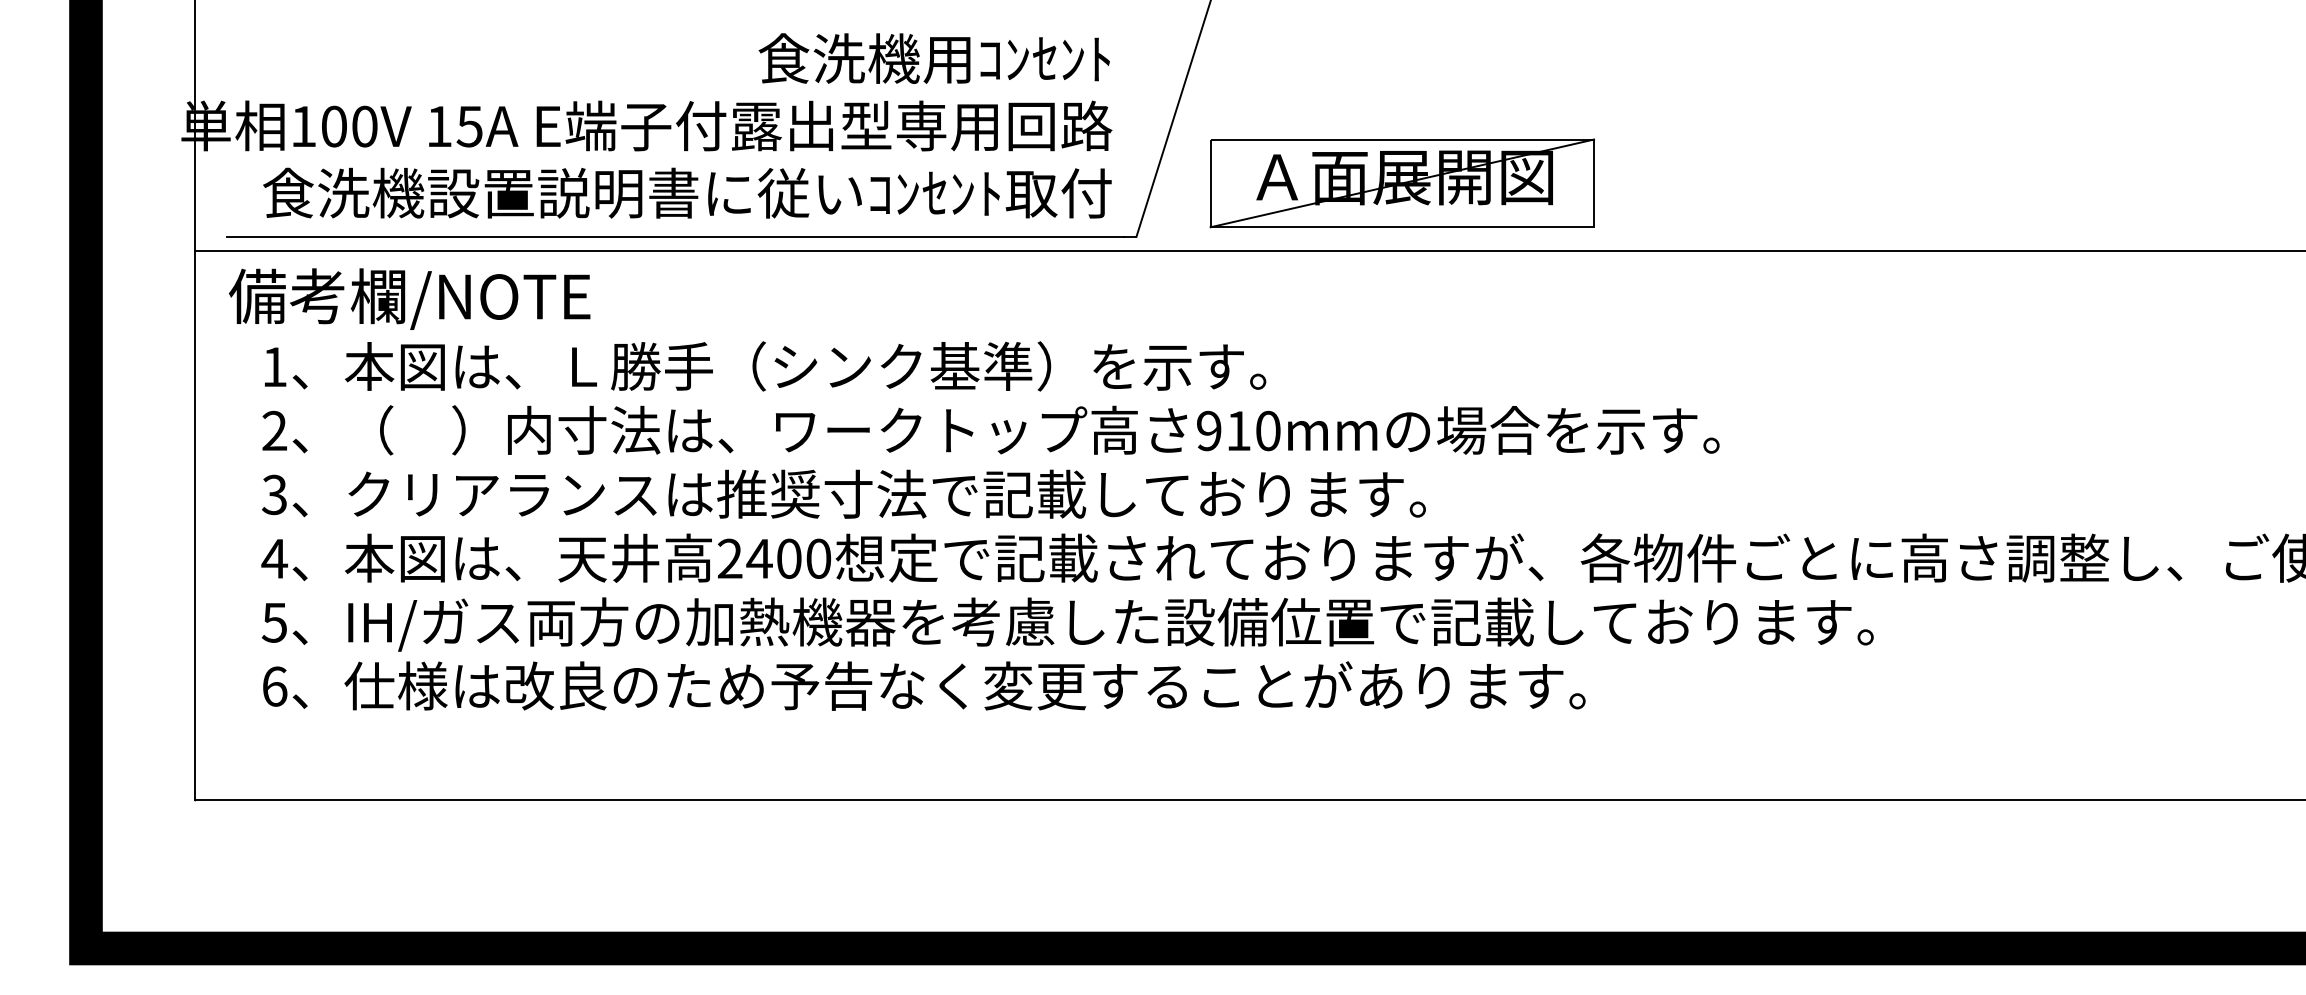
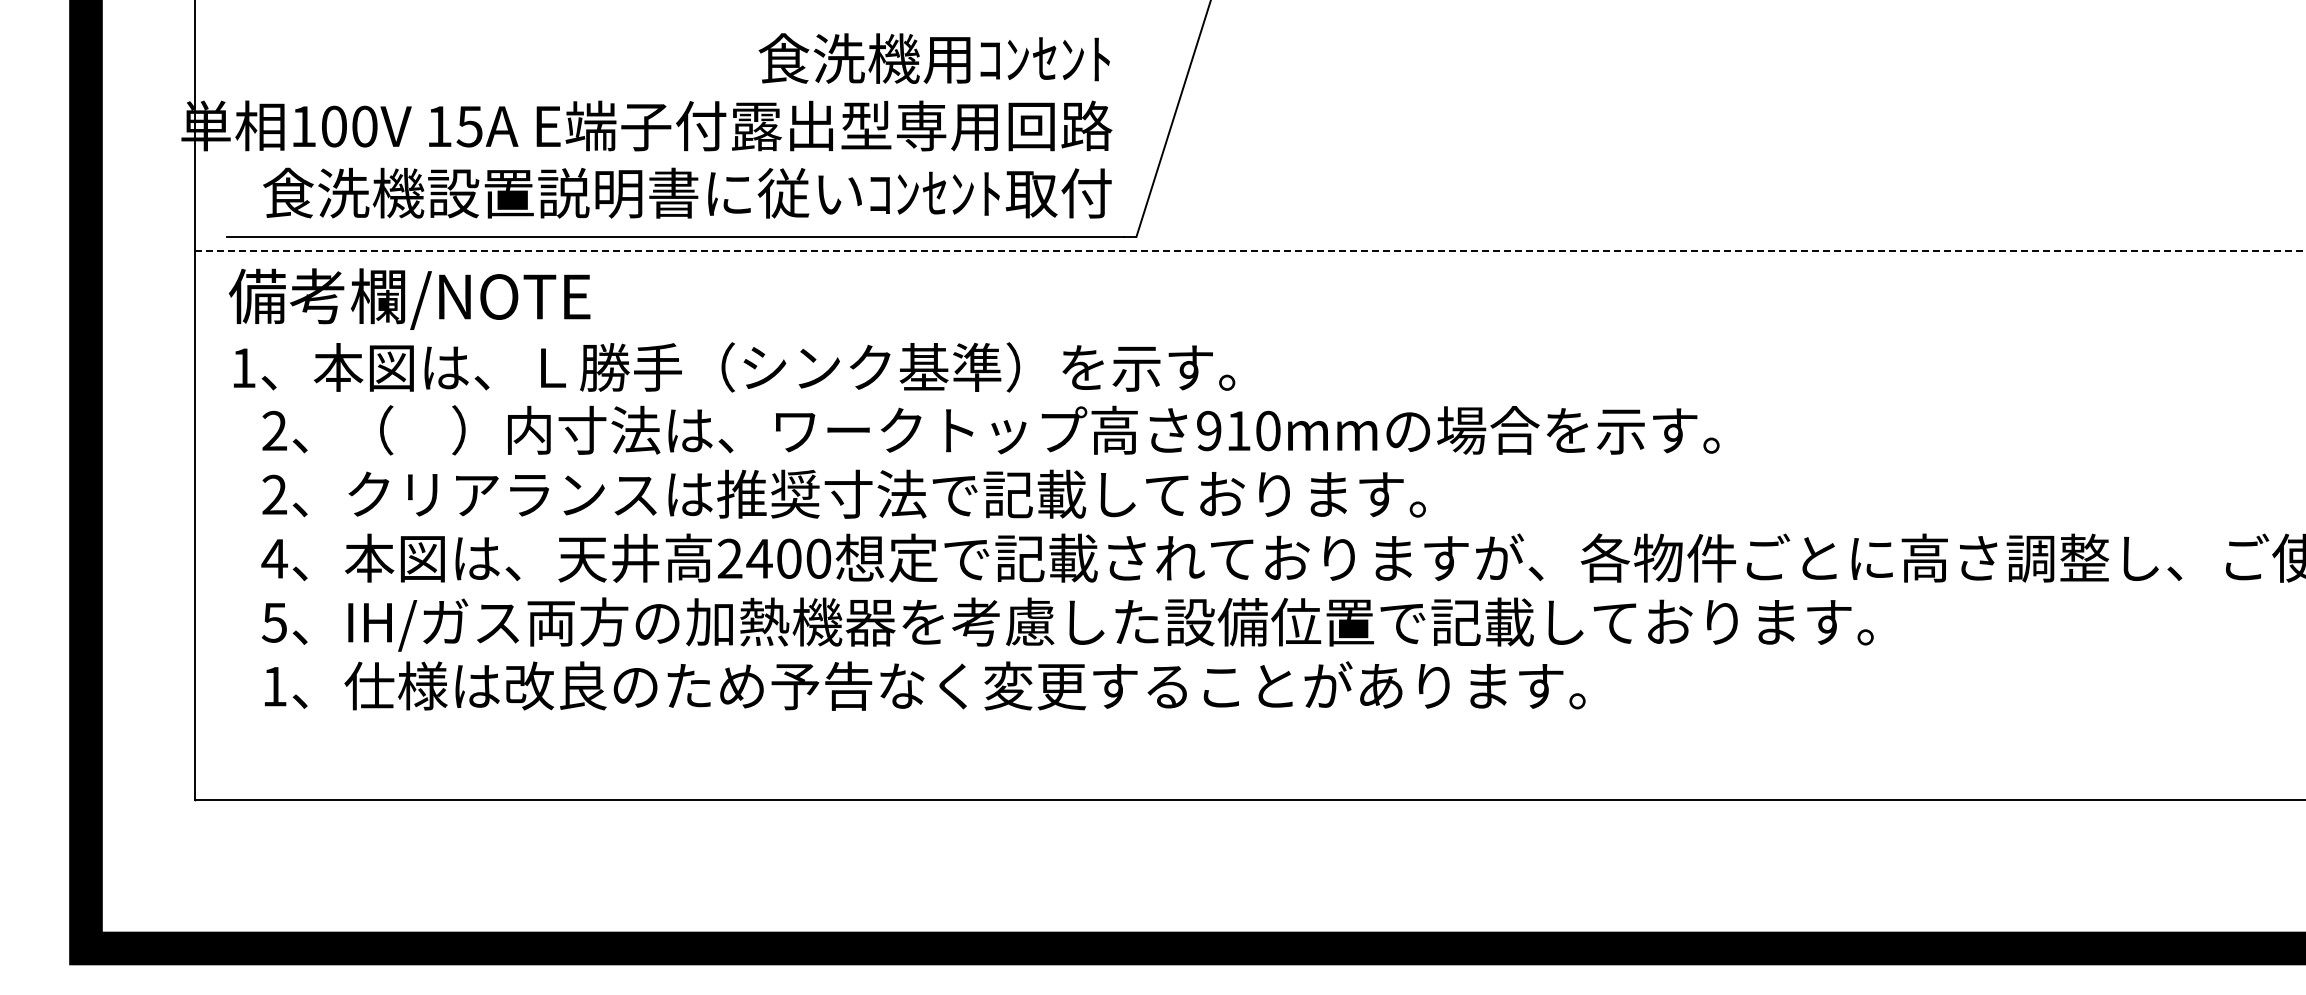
part: present -> none (1401, 183)
line: solid -> dashed (1251, 250)
text position: (765, 366) -> (734, 367) (734, 367)
text: 3 -> 2 (274, 495)
text: 6 -> 1 (275, 686)
